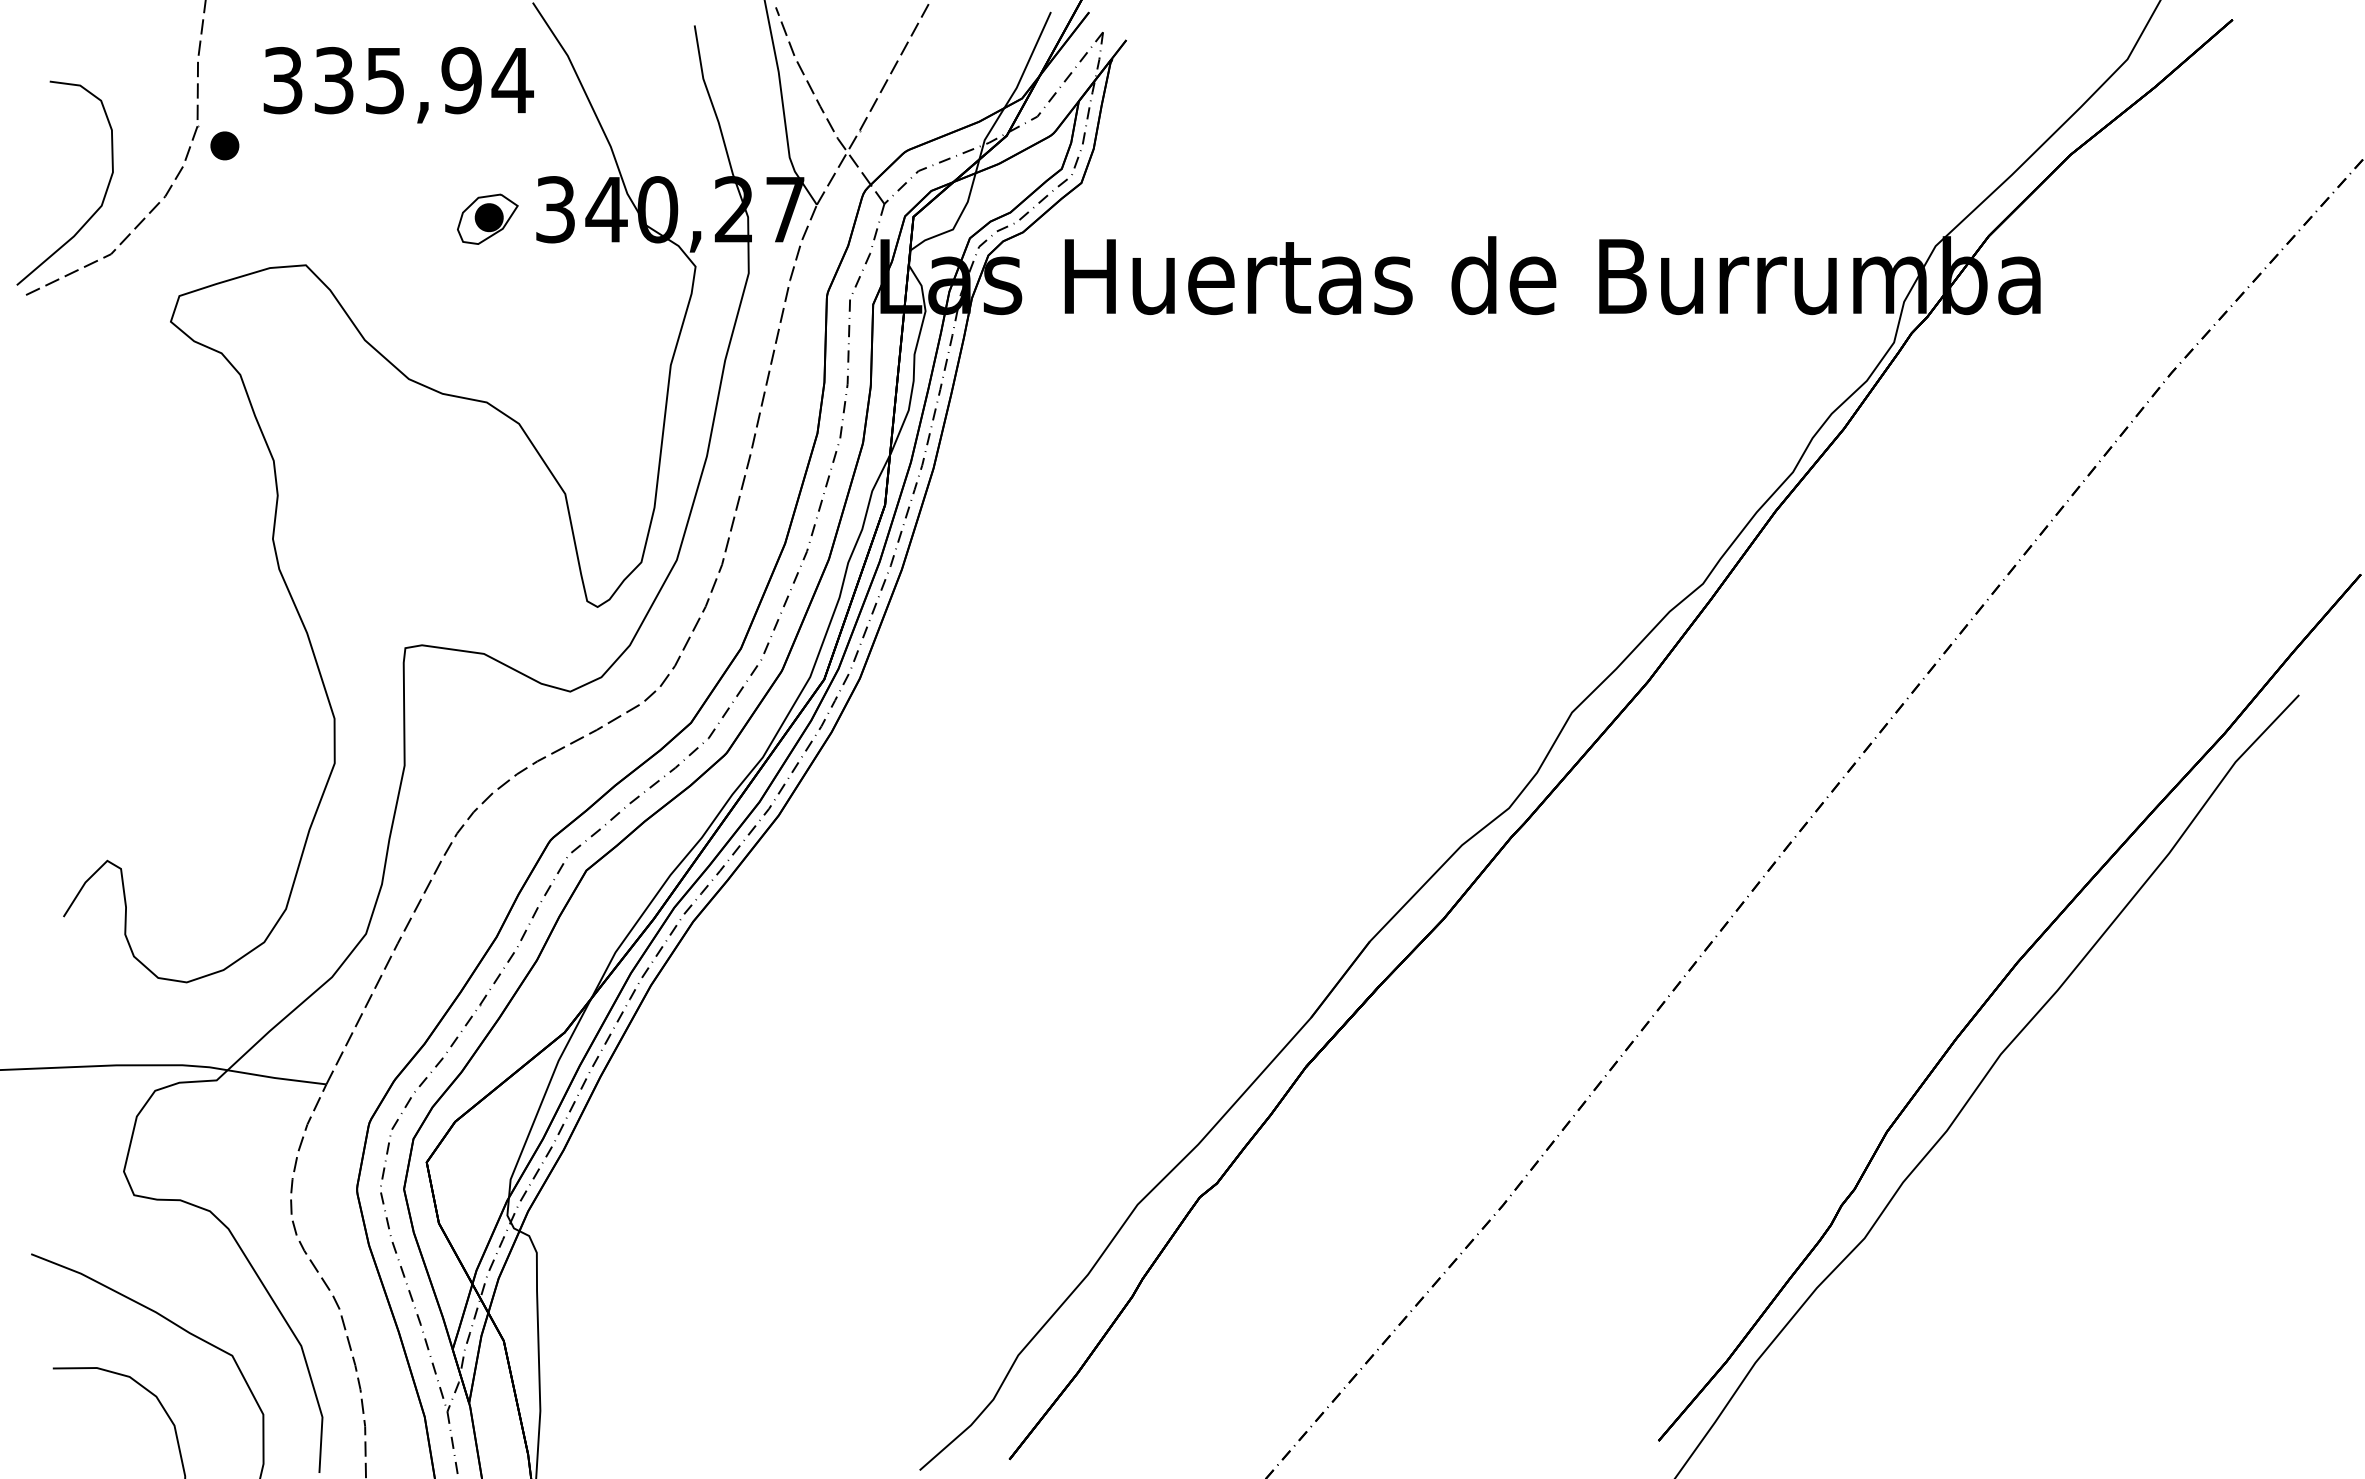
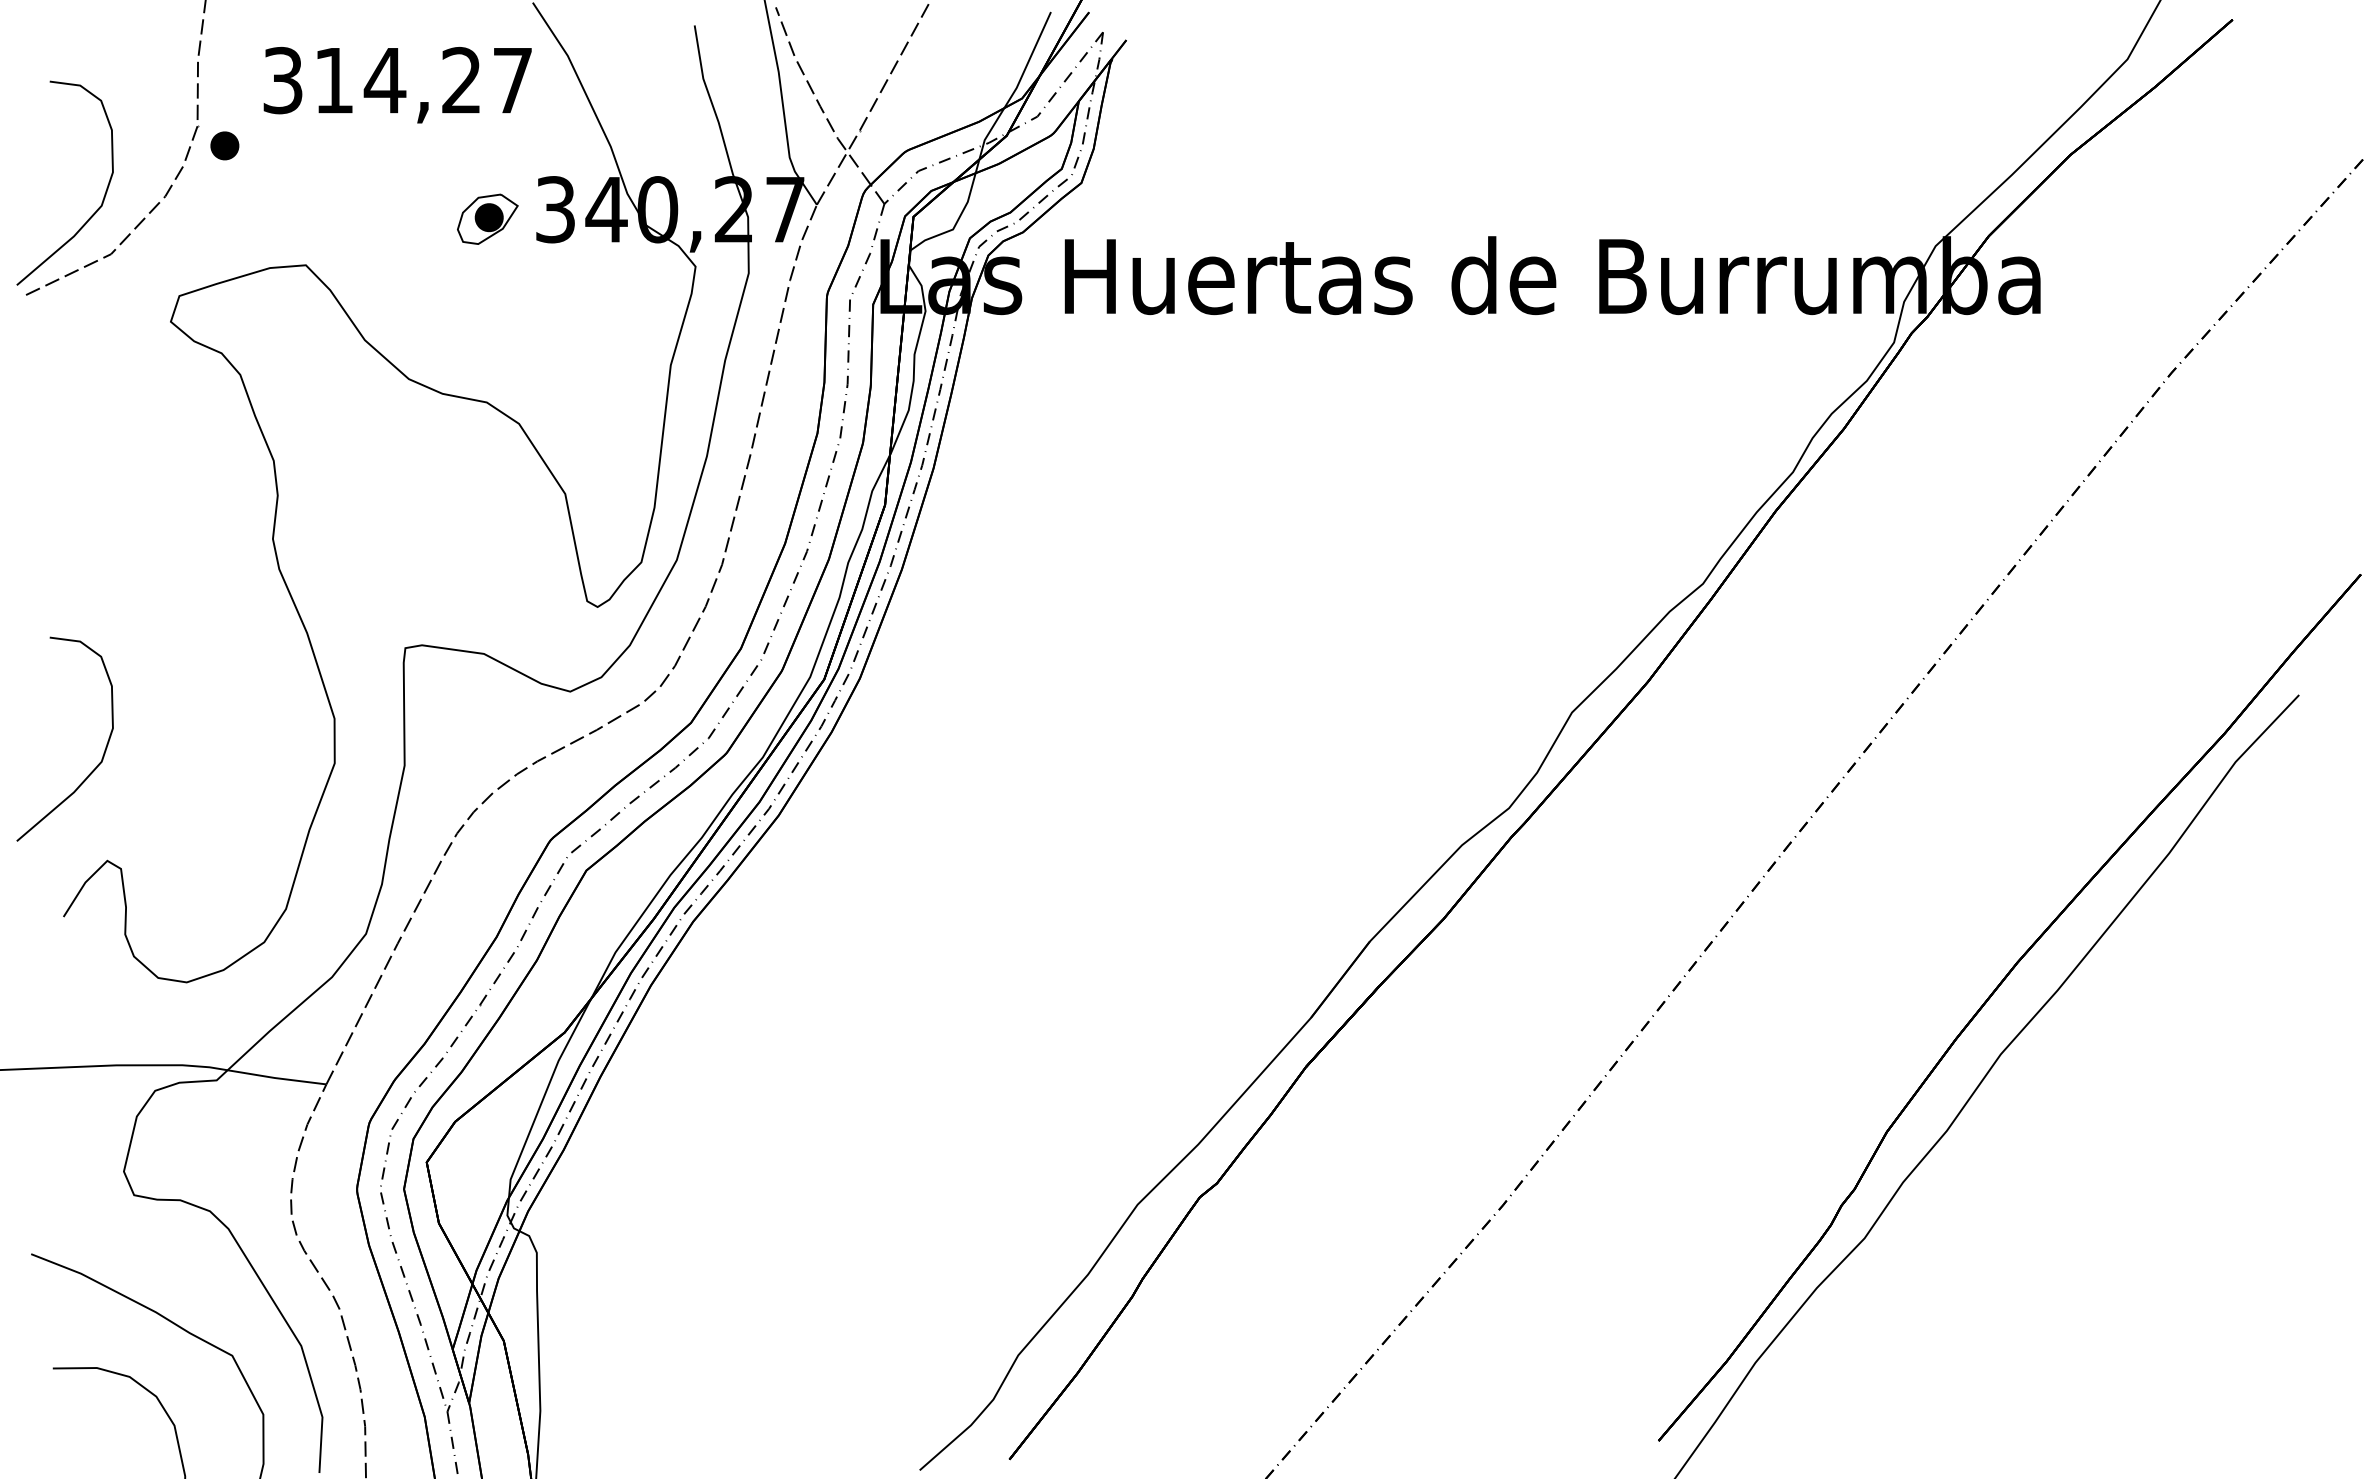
text: 335,94 -> 314,27 (423, 80)
curve: none -> present (103, 752)
